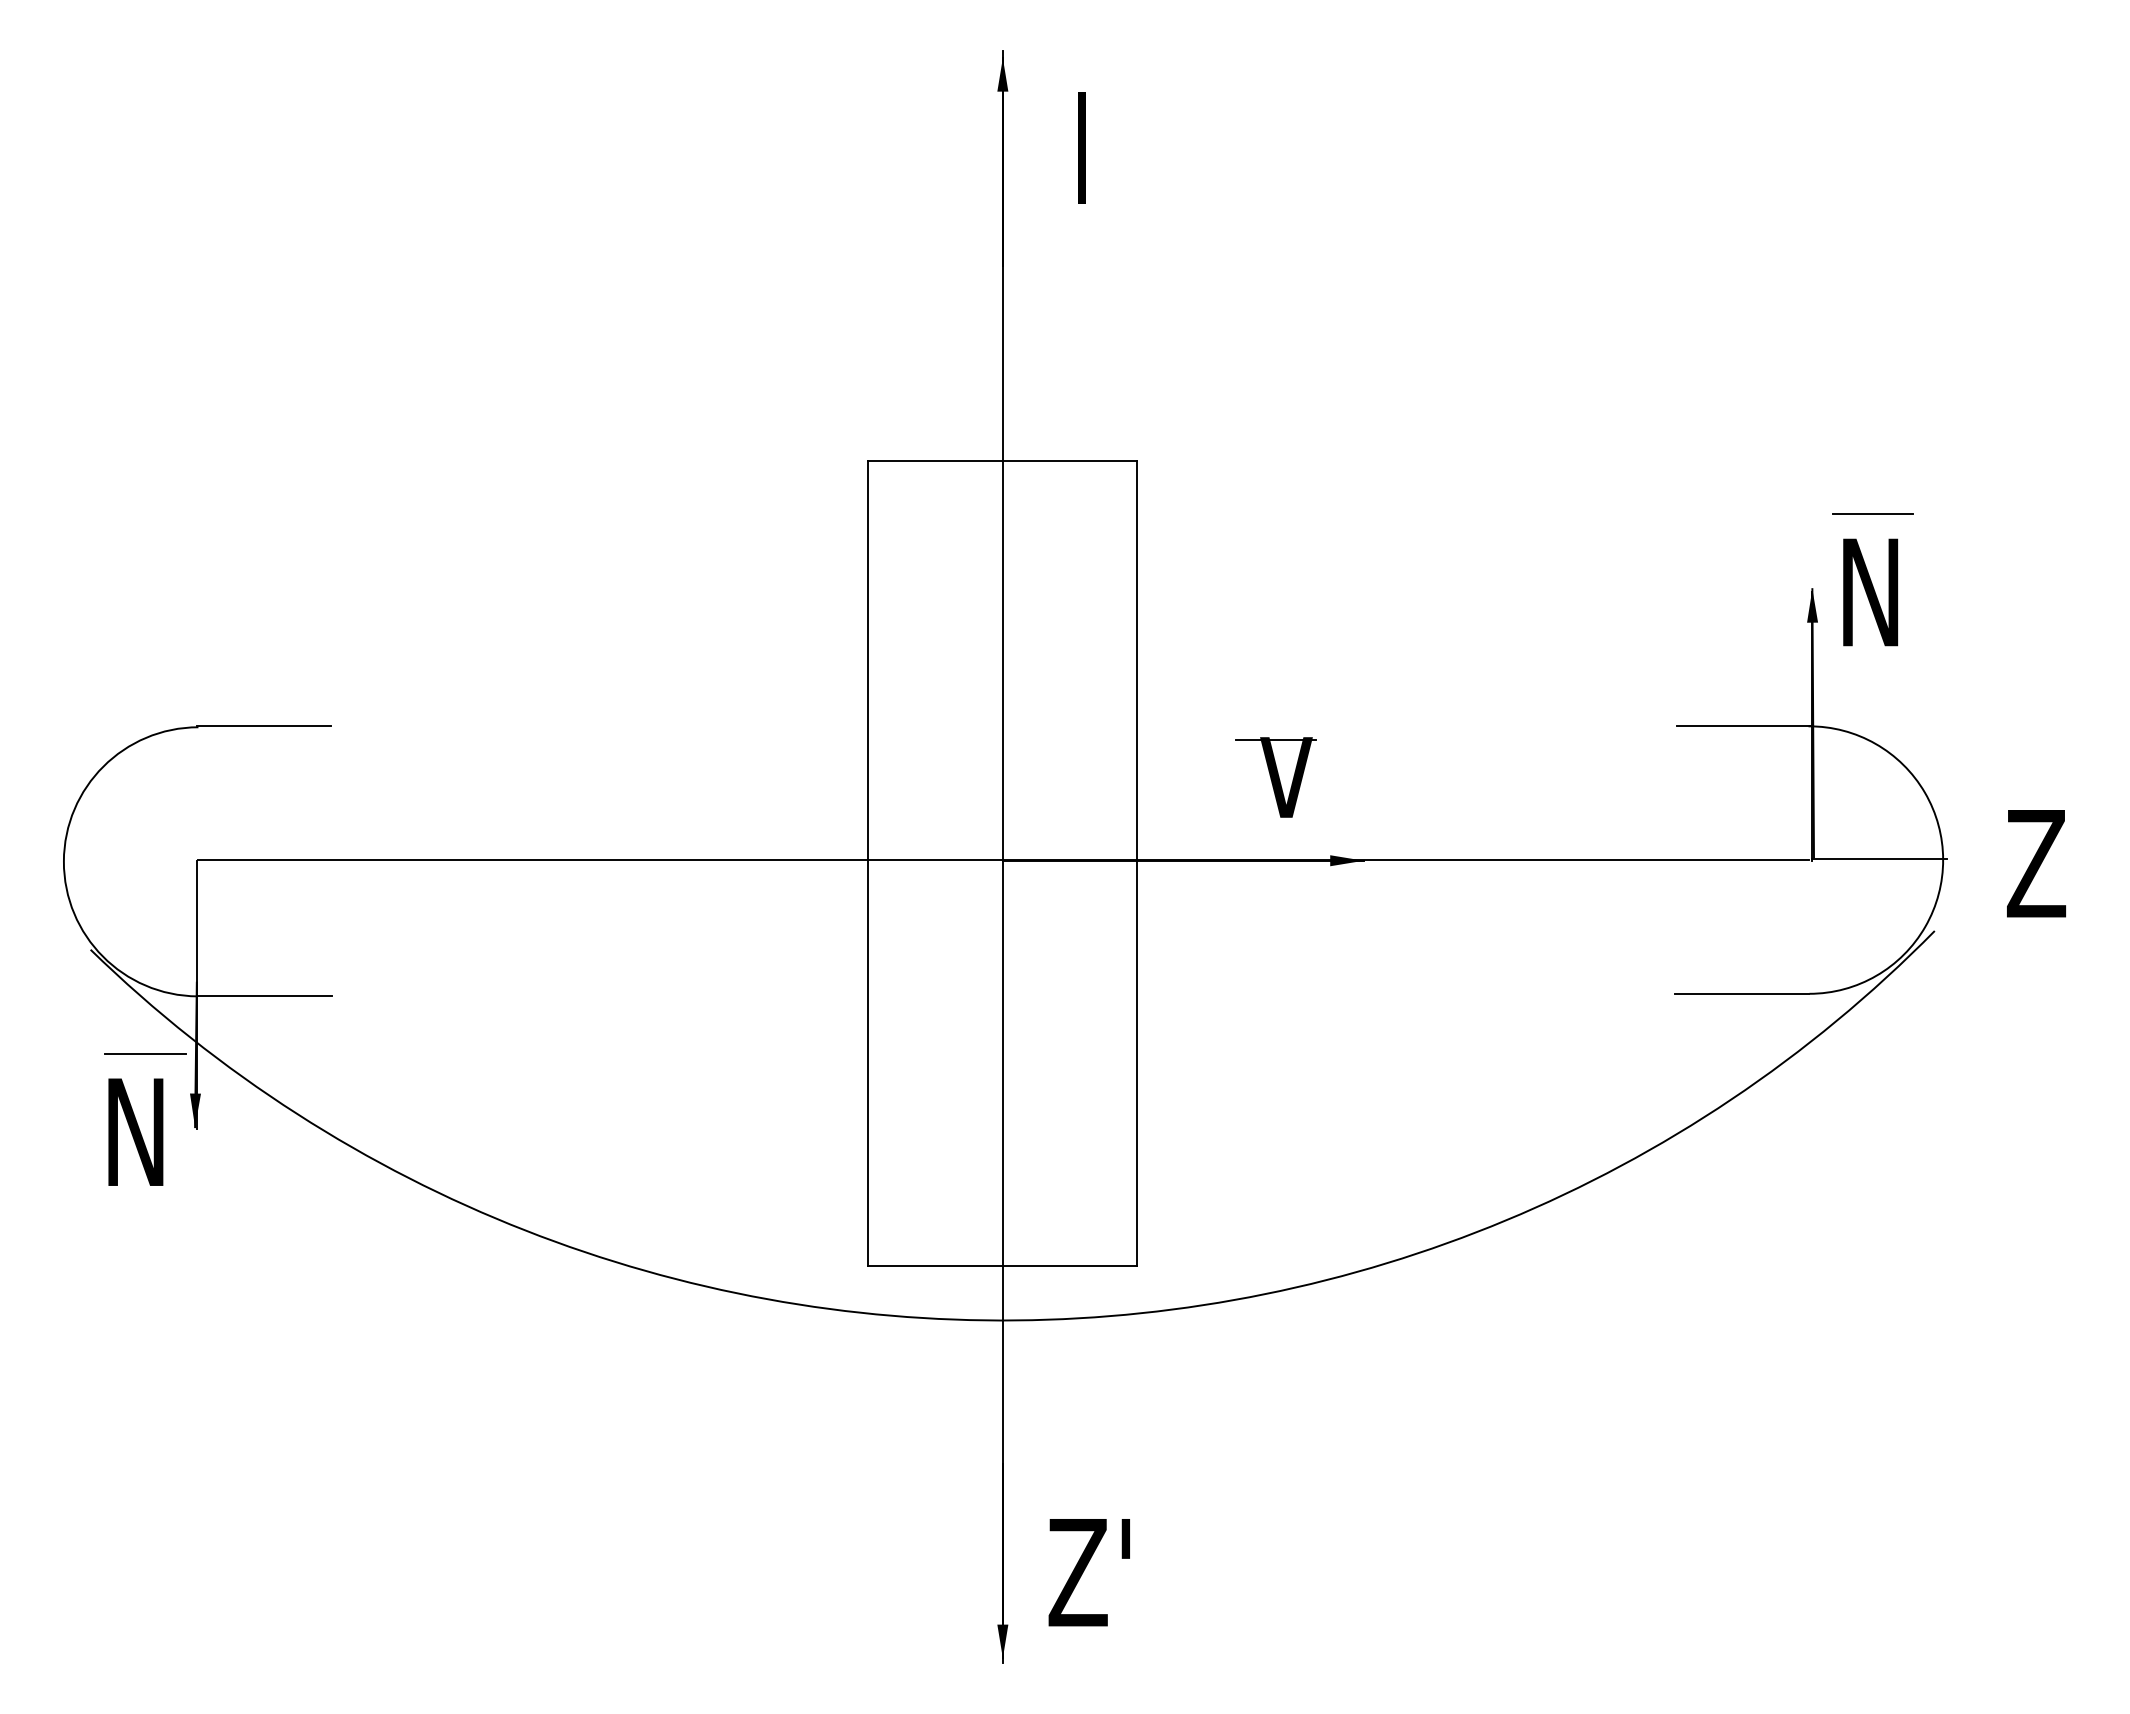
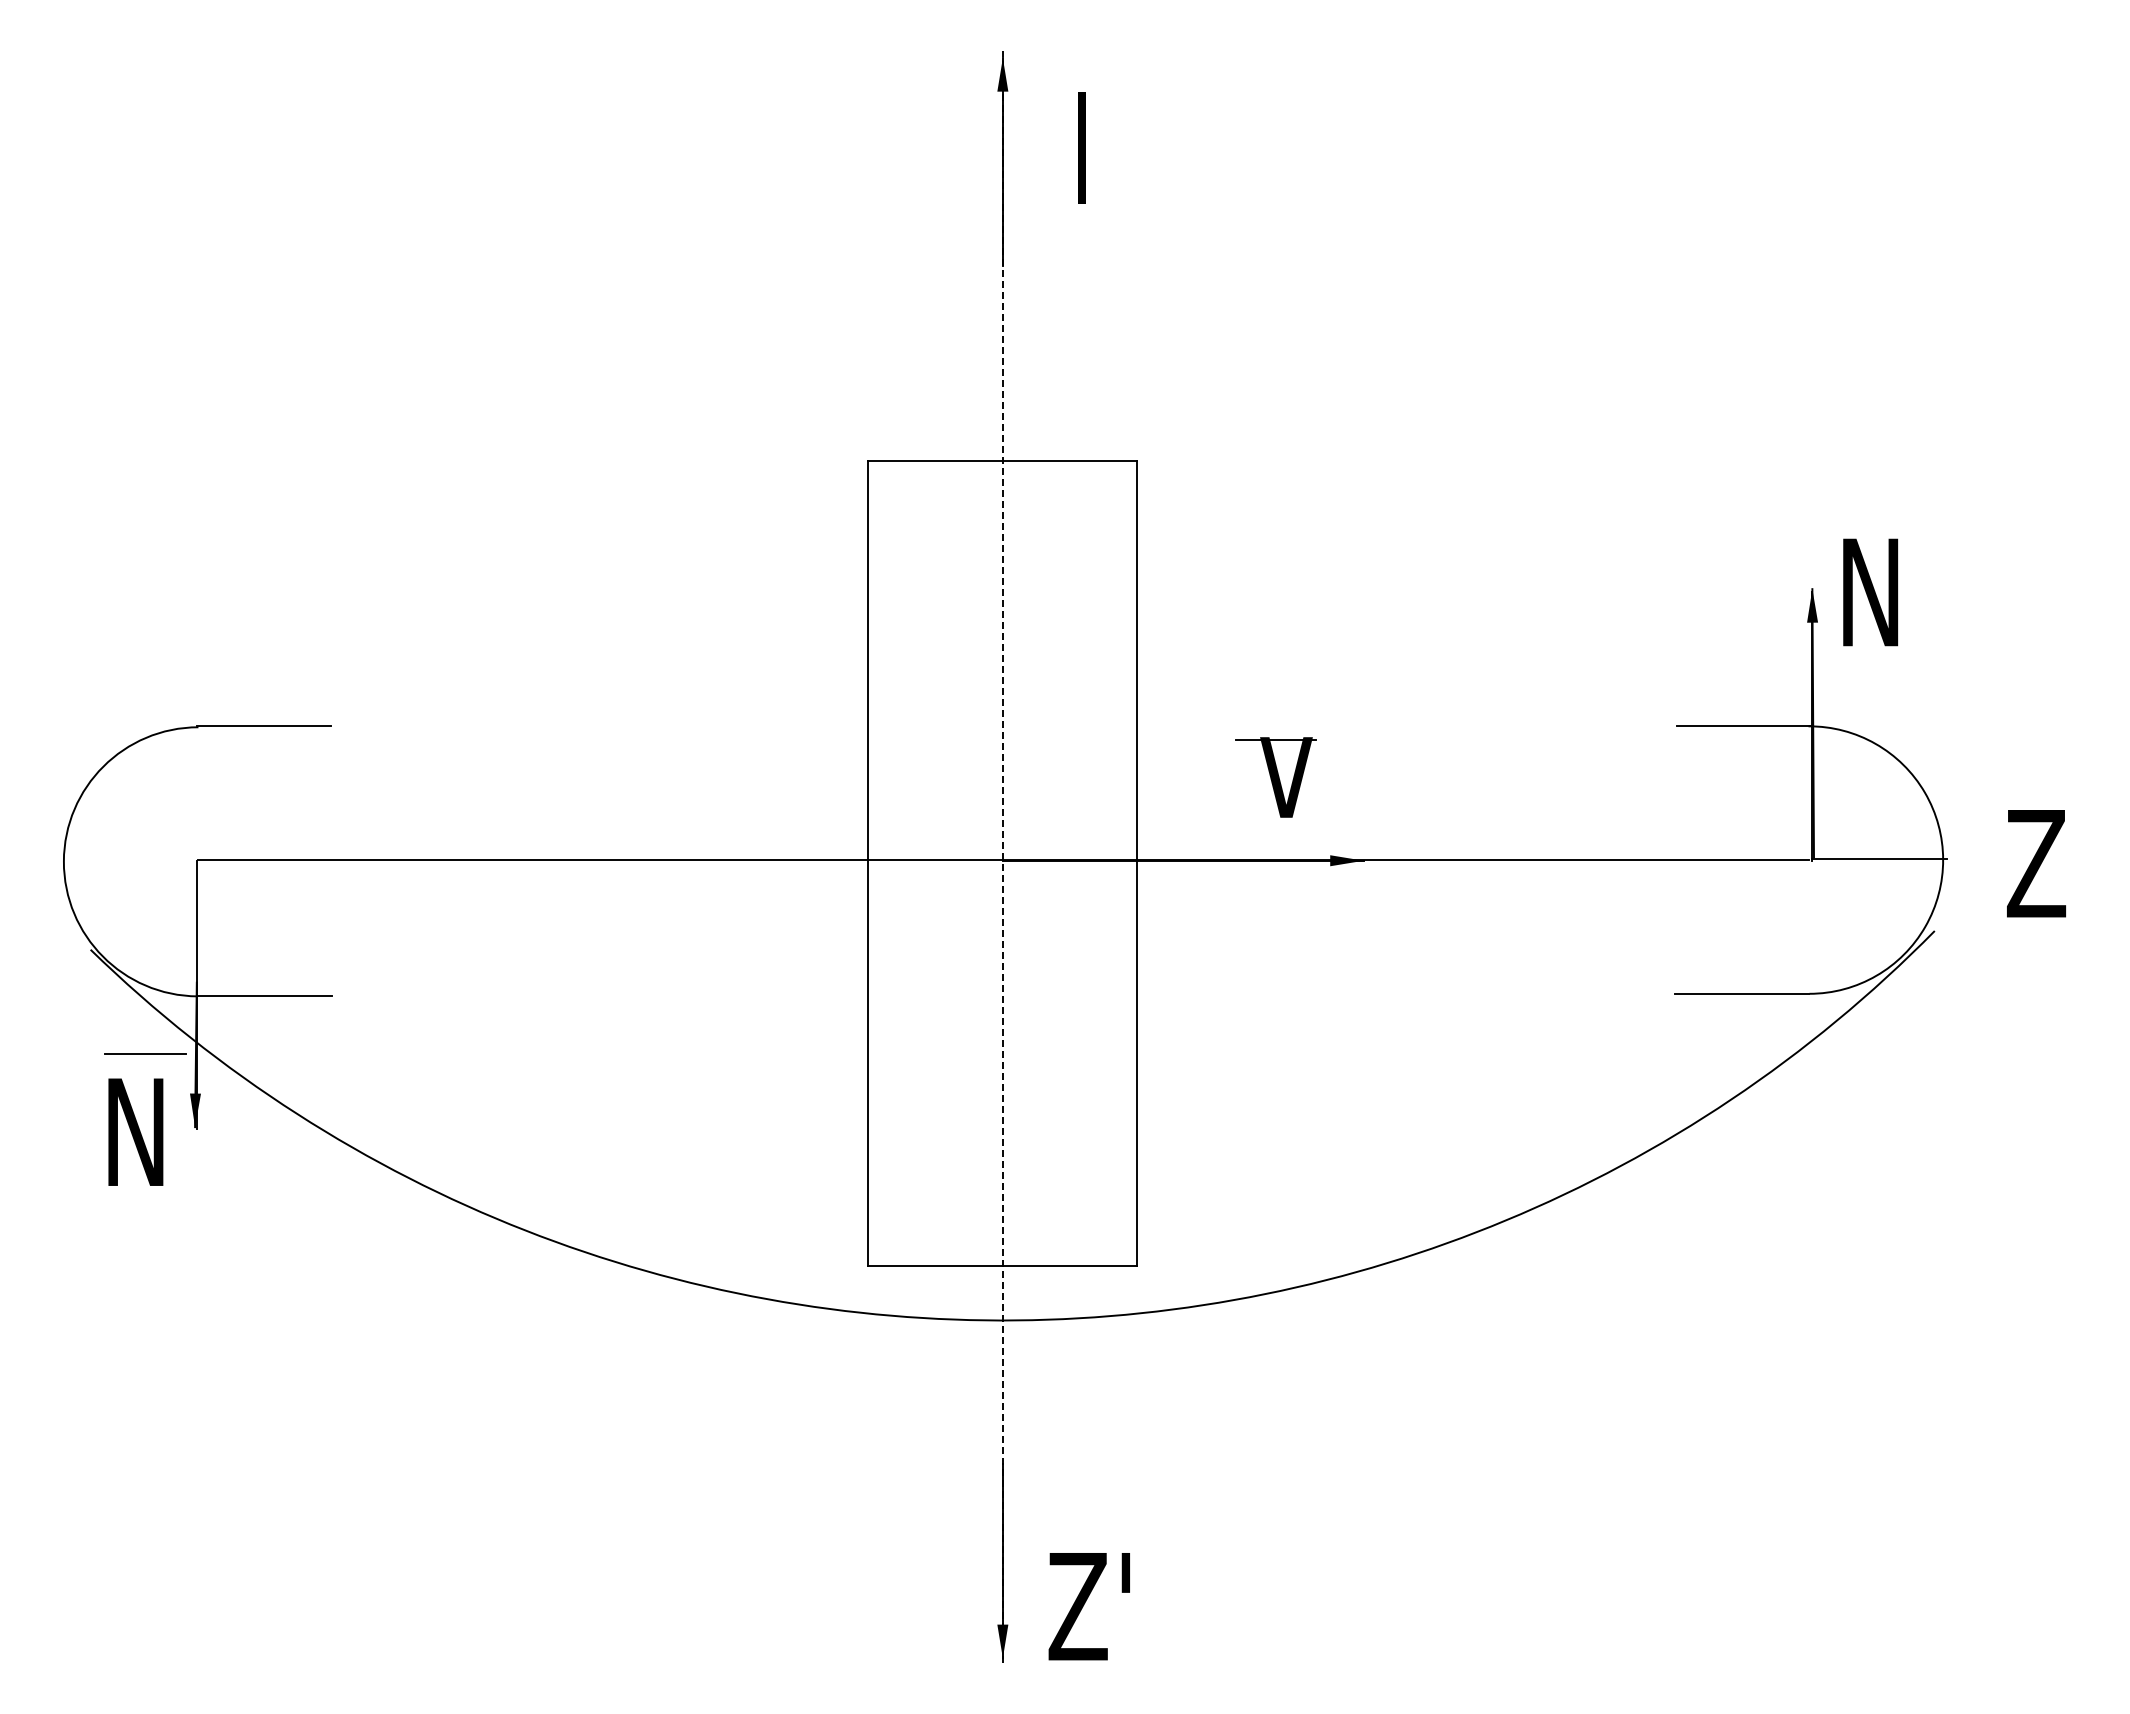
line: present -> none (1872, 513)
line: solid -> dashed (1003, 857)
text position: (1088, 1572) -> (1088, 1606) (1088, 1606)
